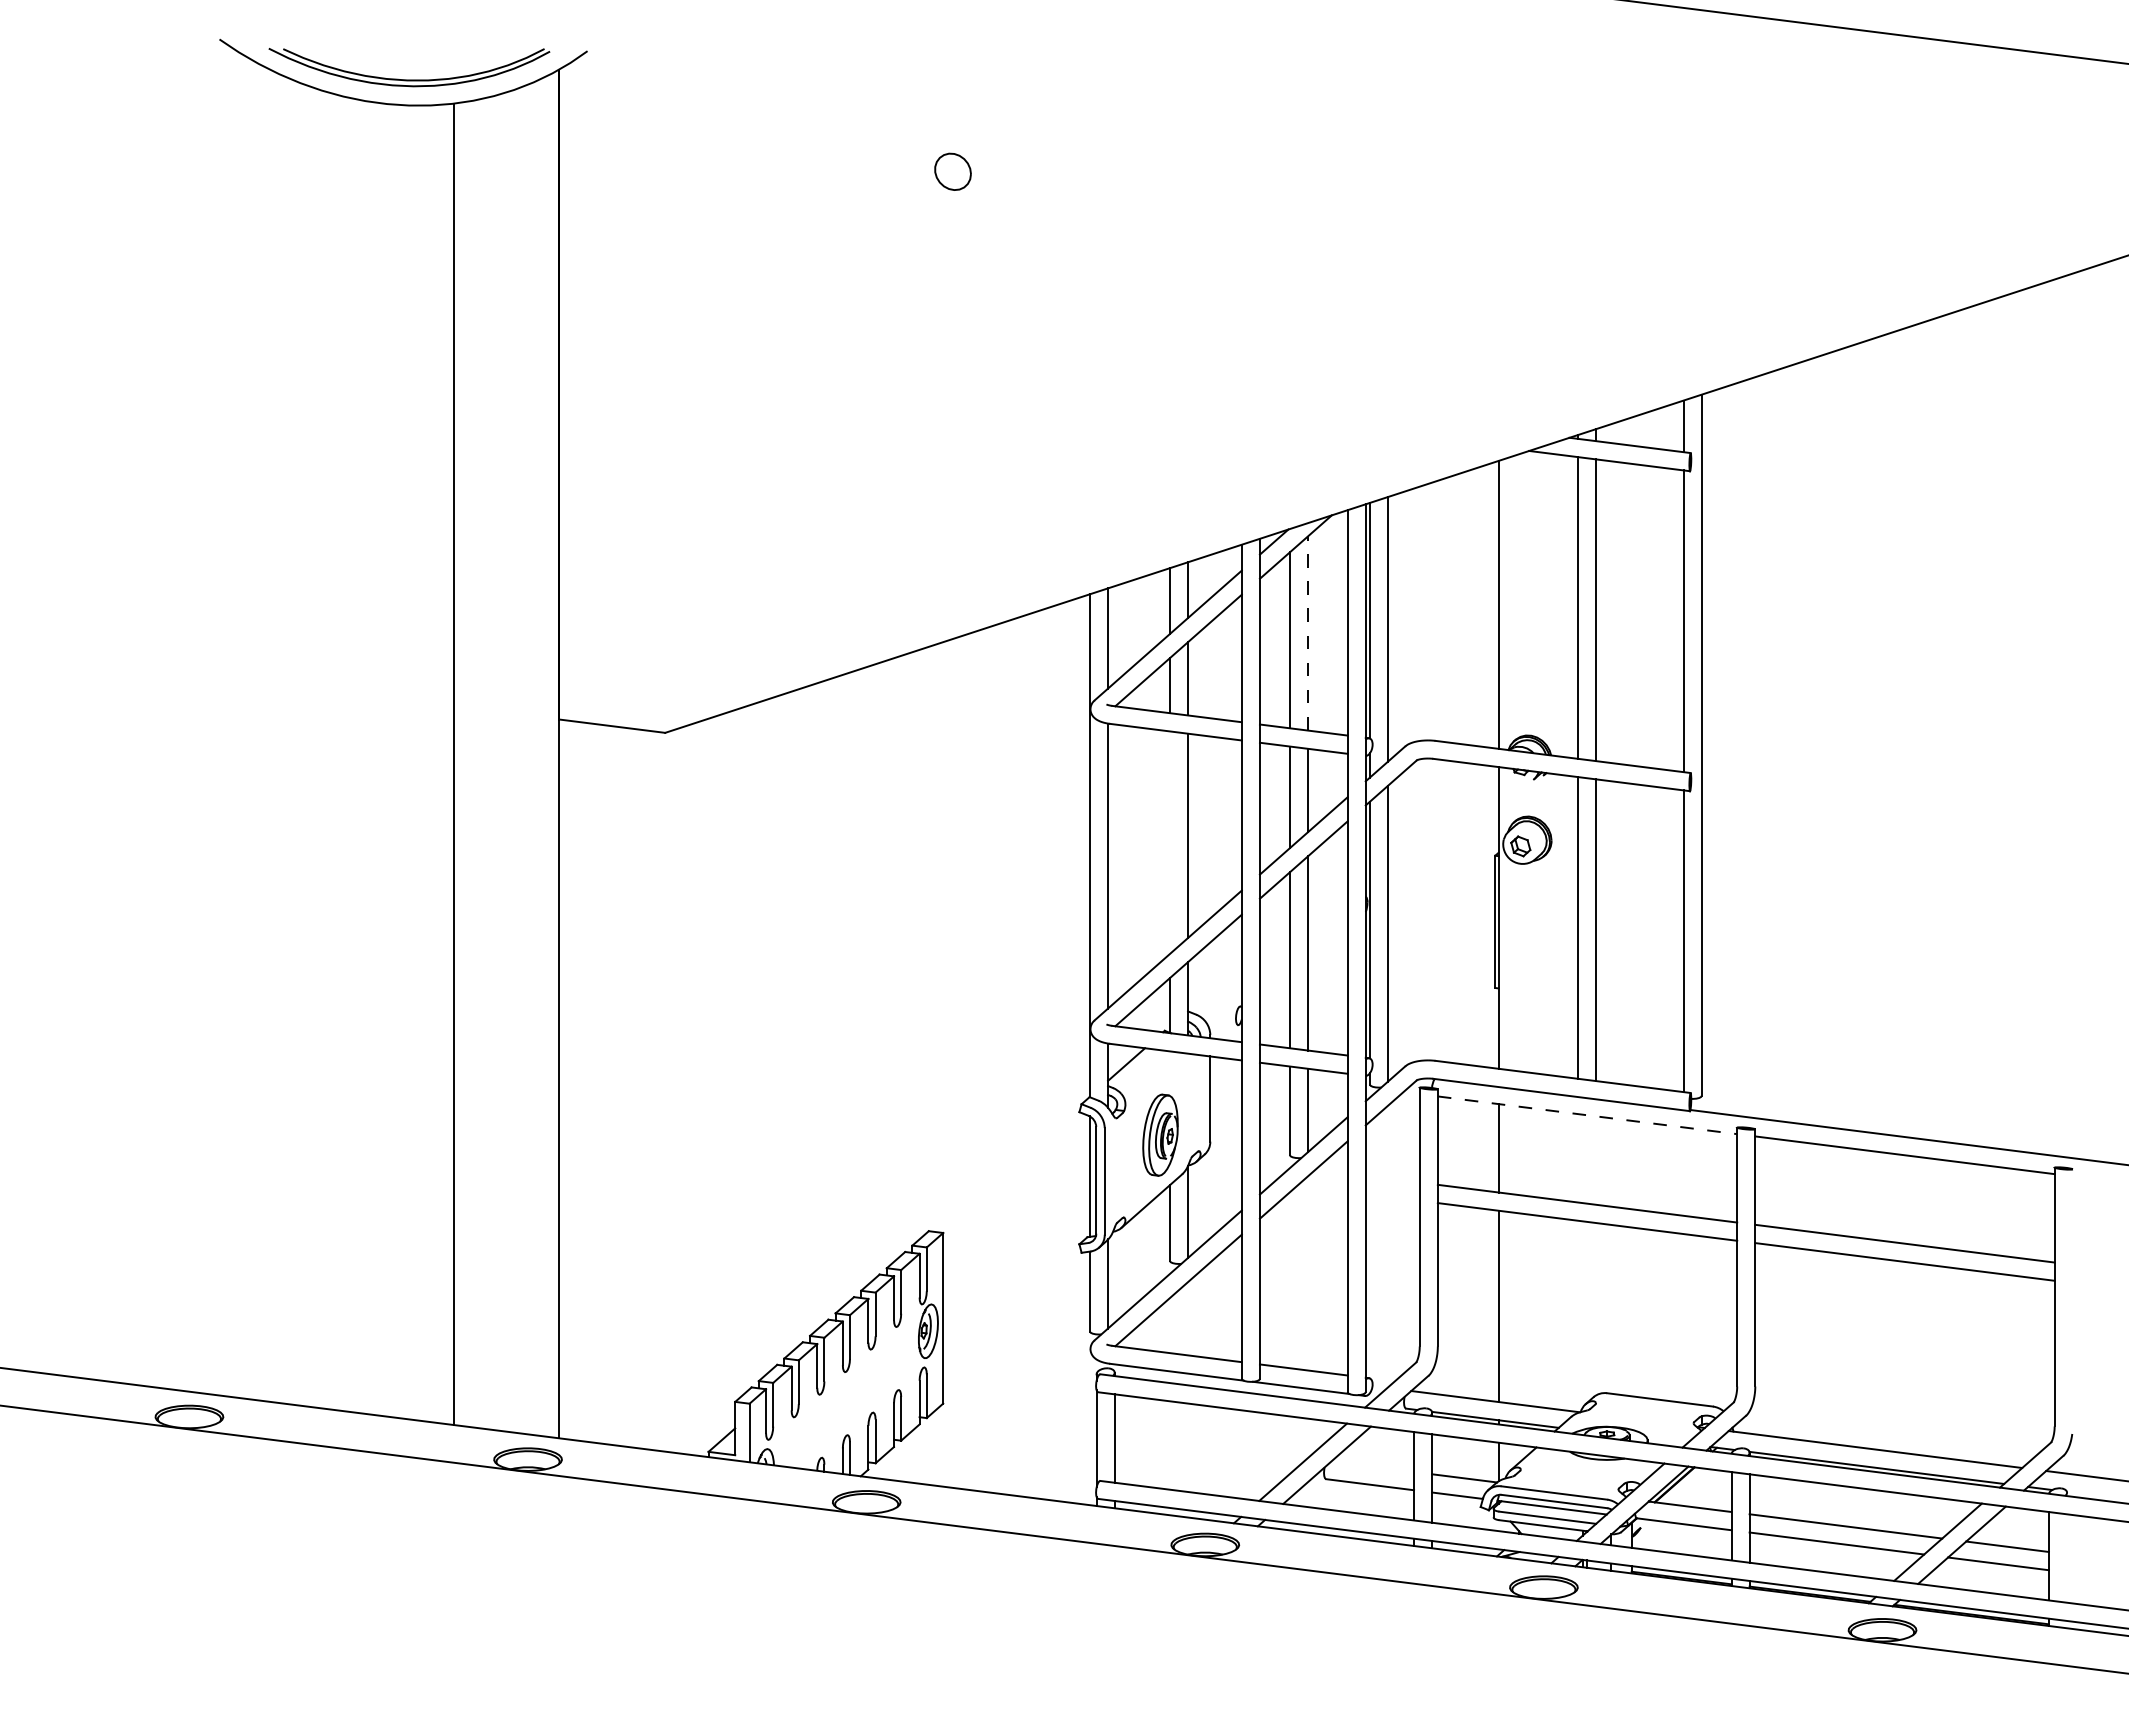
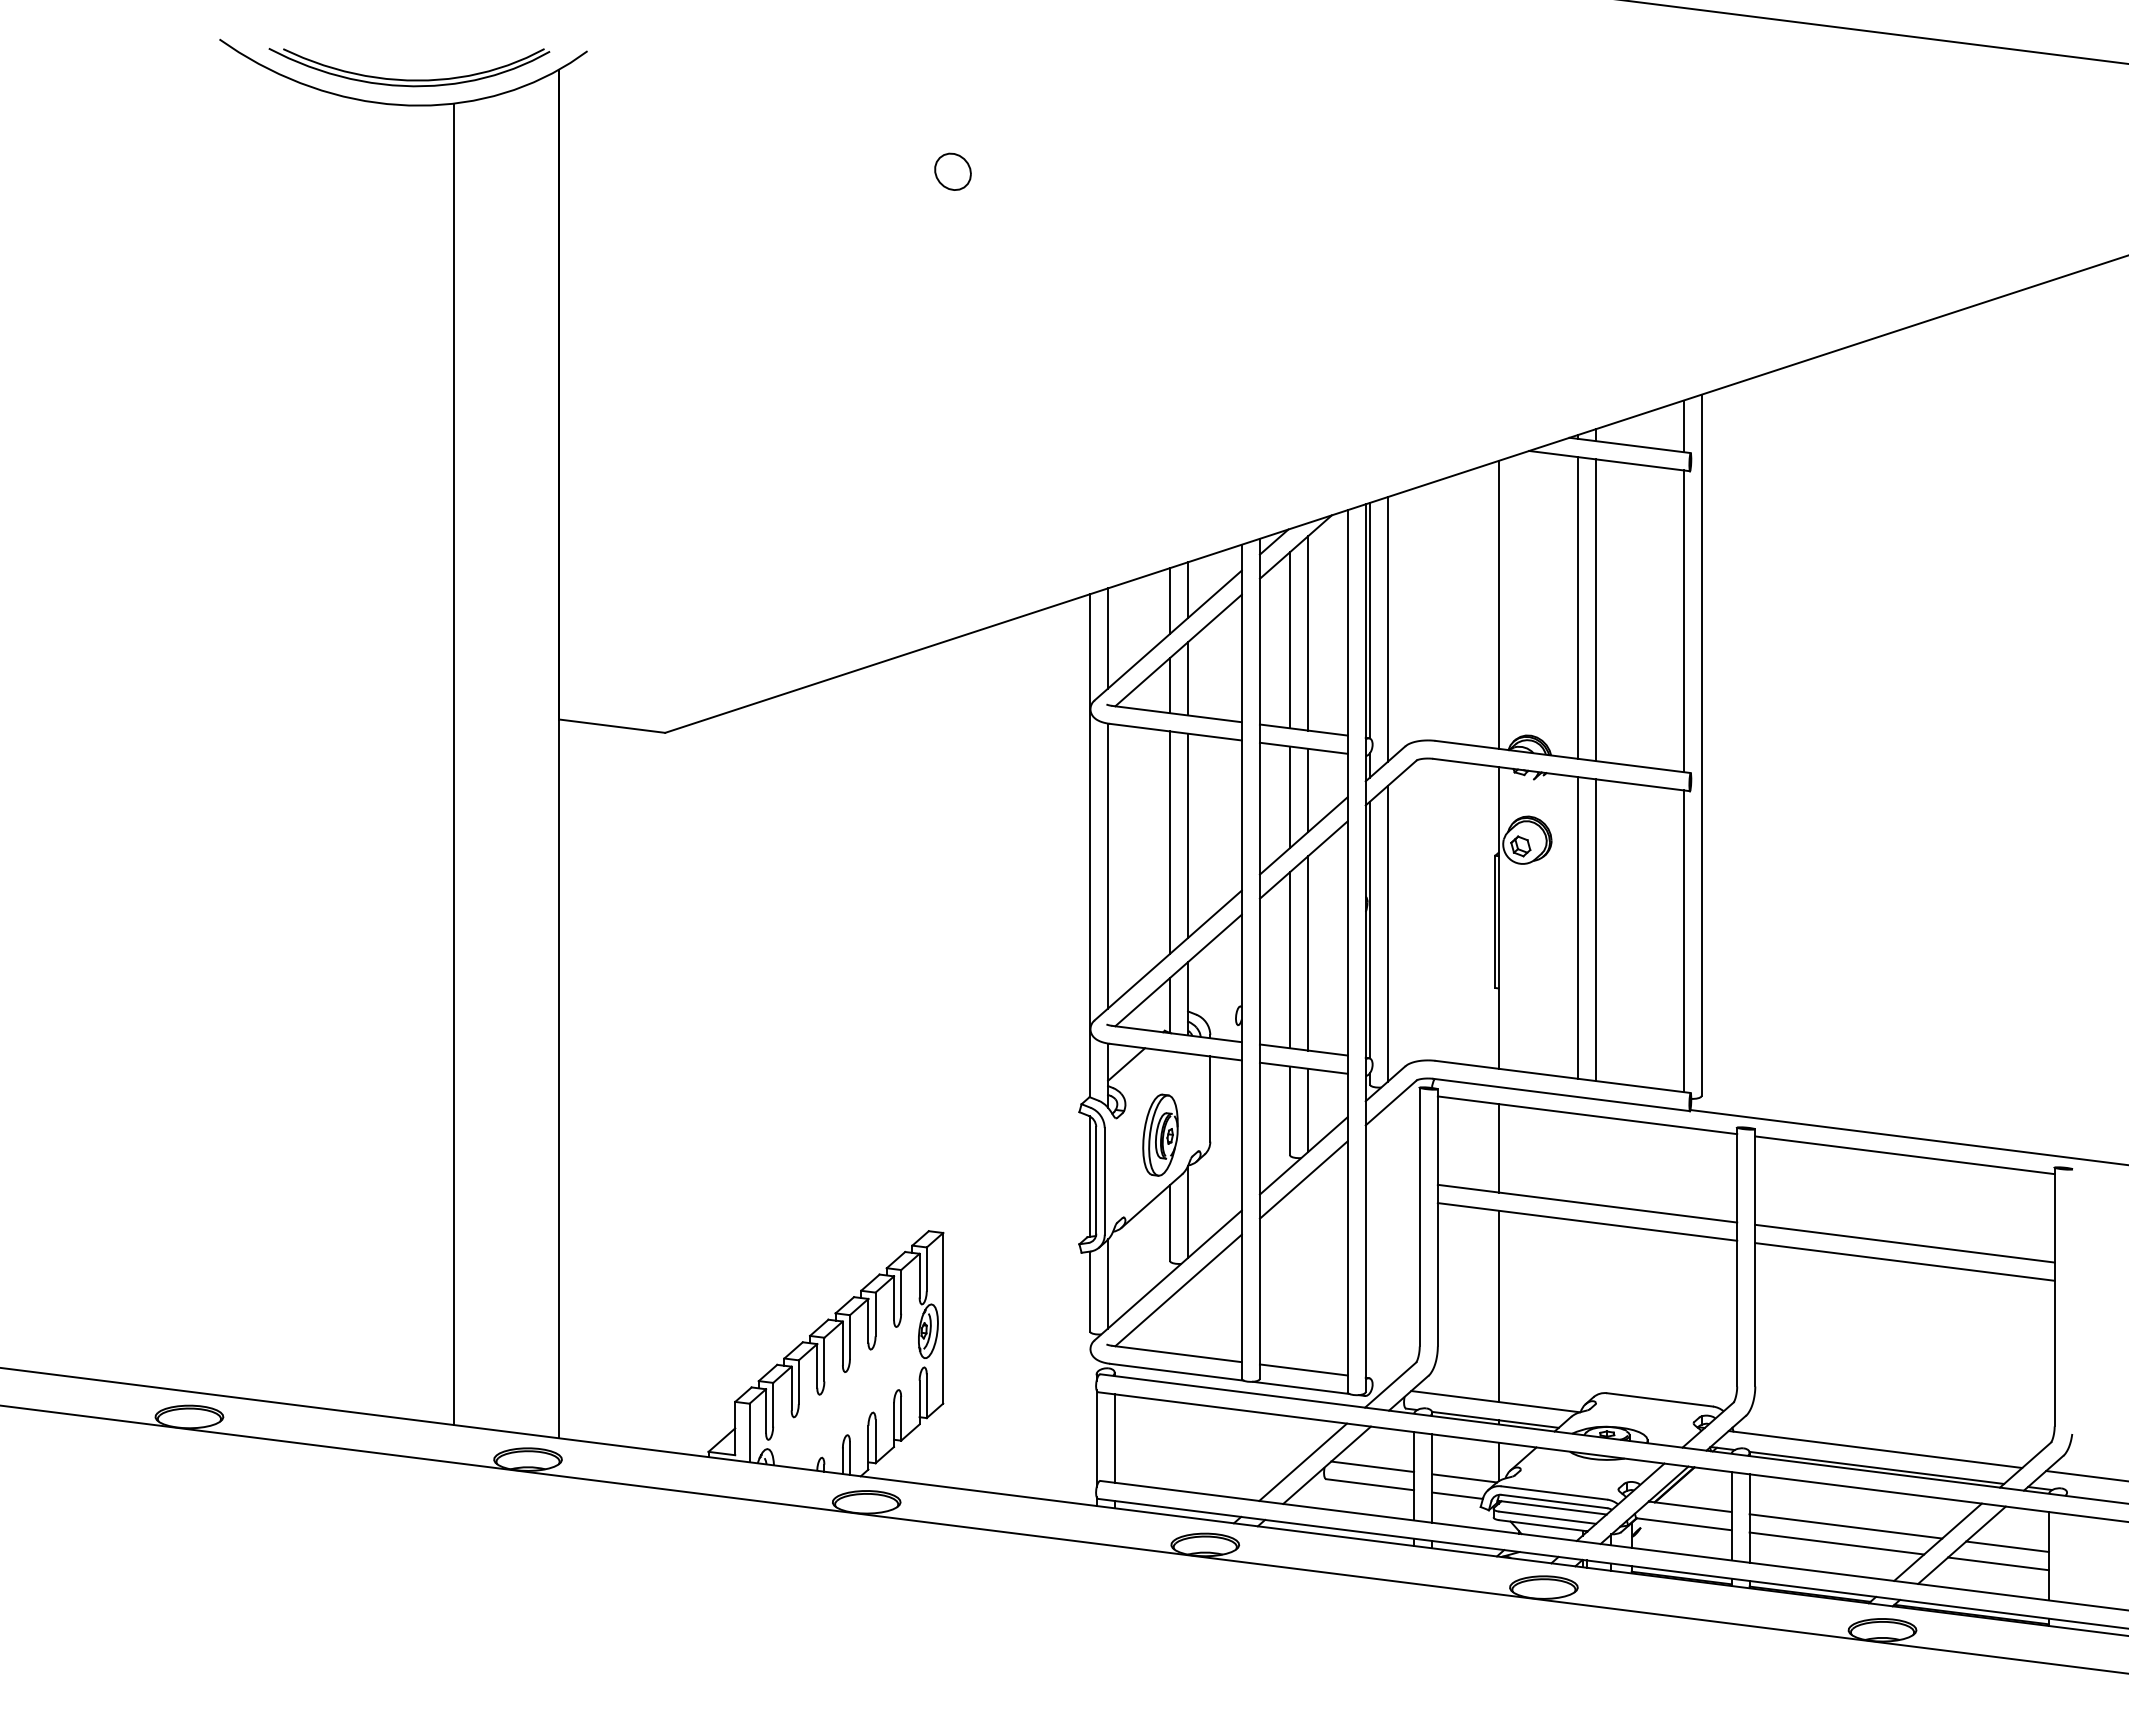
line: dashed -> solid (1308, 632)
line: none -> present (1169, 842)
line: dashed -> solid (1587, 1115)
line: none -> present (1372, 1466)
